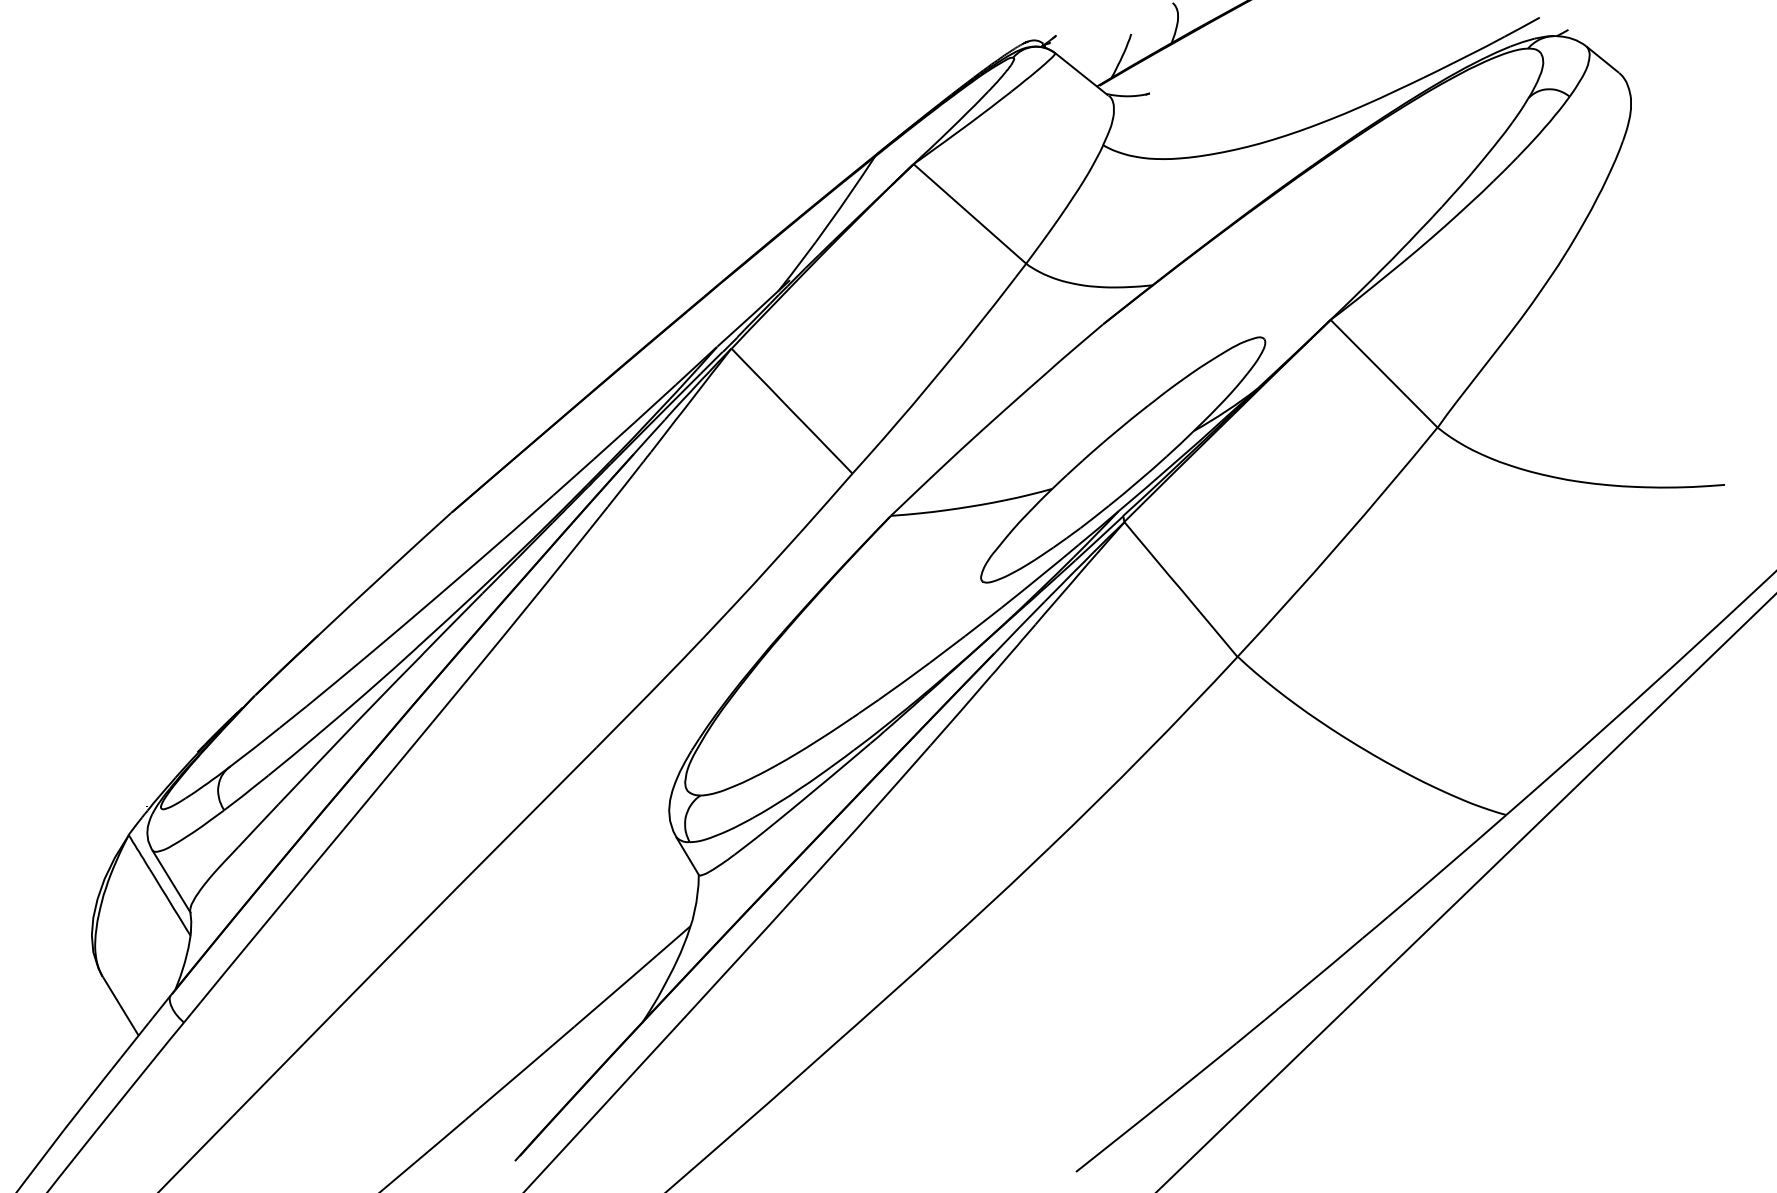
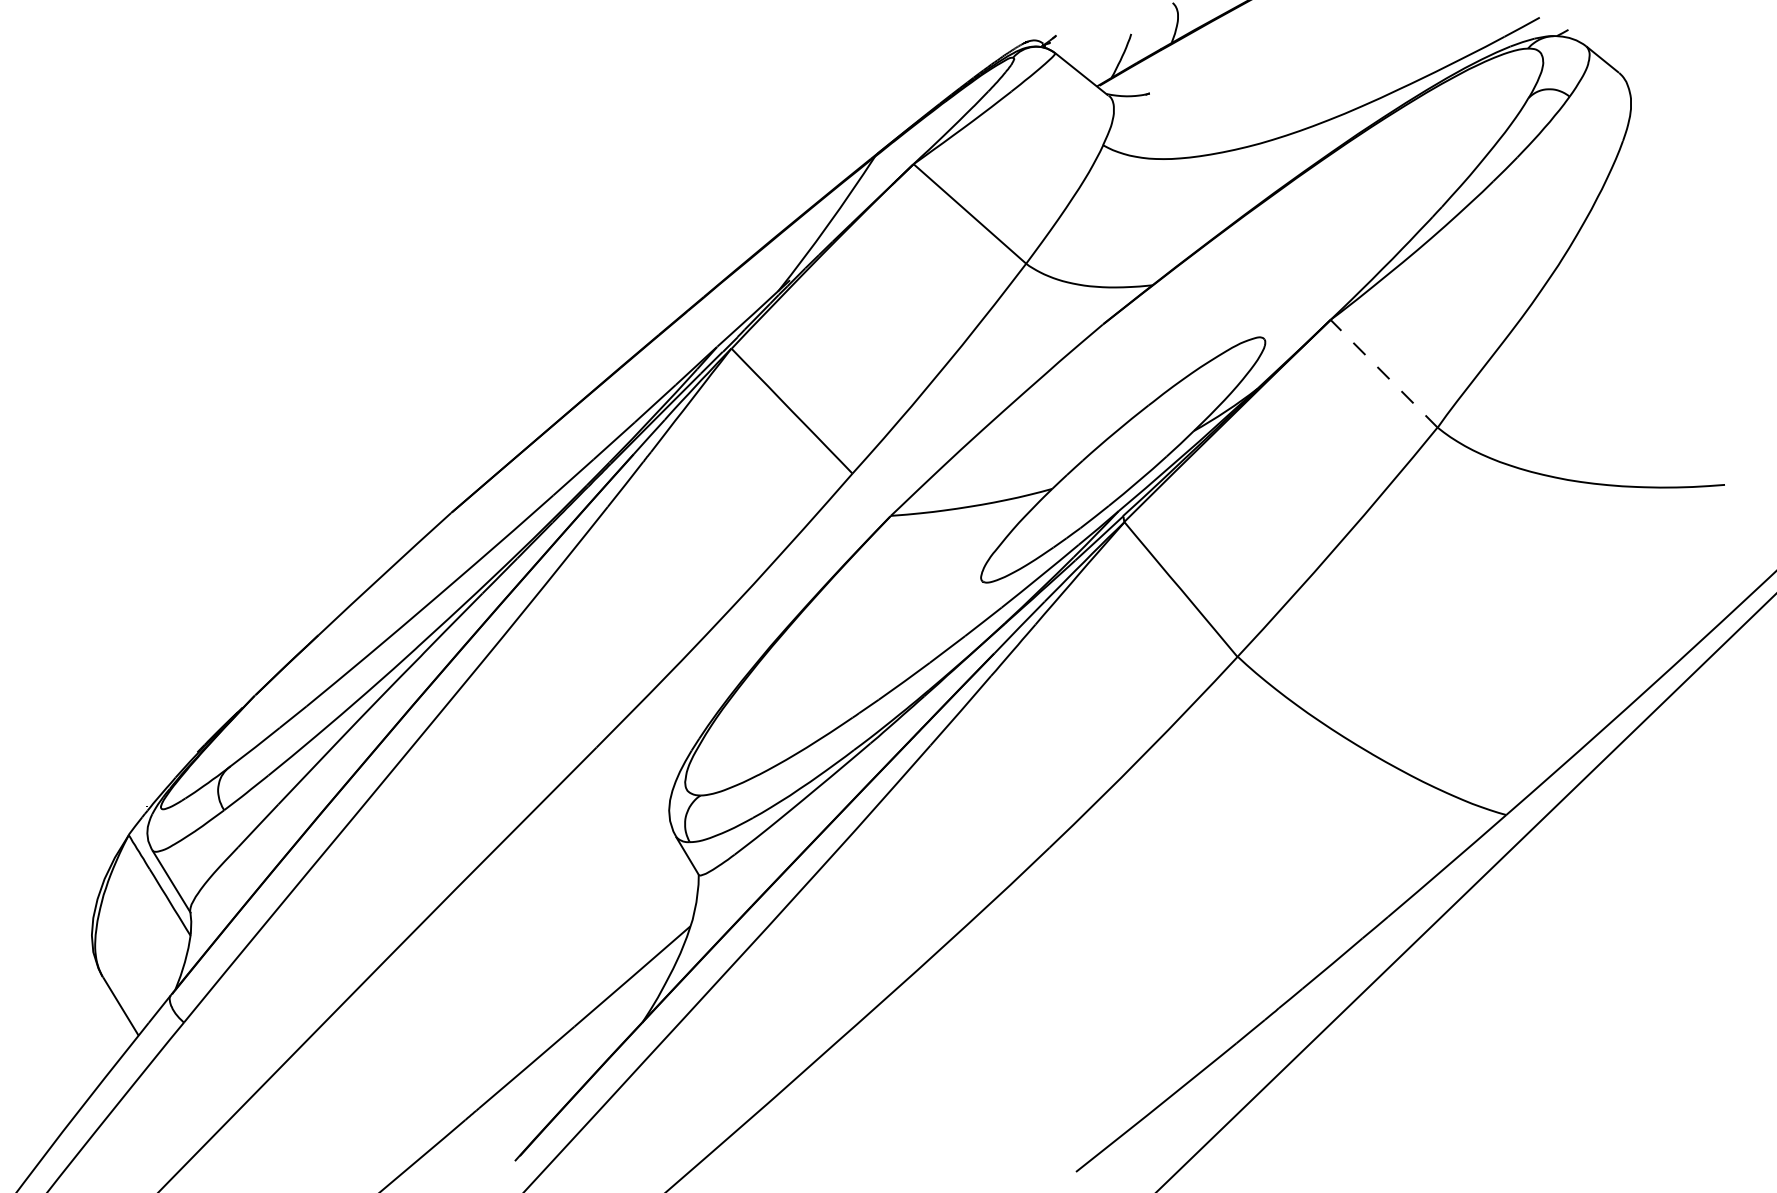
line: solid -> dashed (1384, 373)
